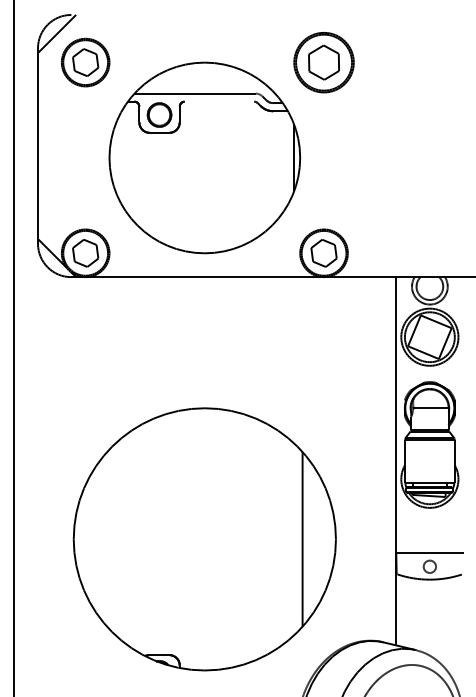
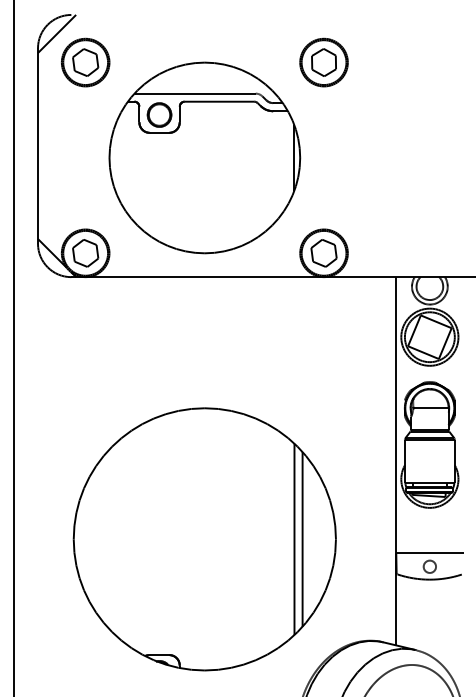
part size: 62x62 px -> 50x51 px (323, 62)
line: none -> present (219, 101)
line: none -> present (294, 539)
